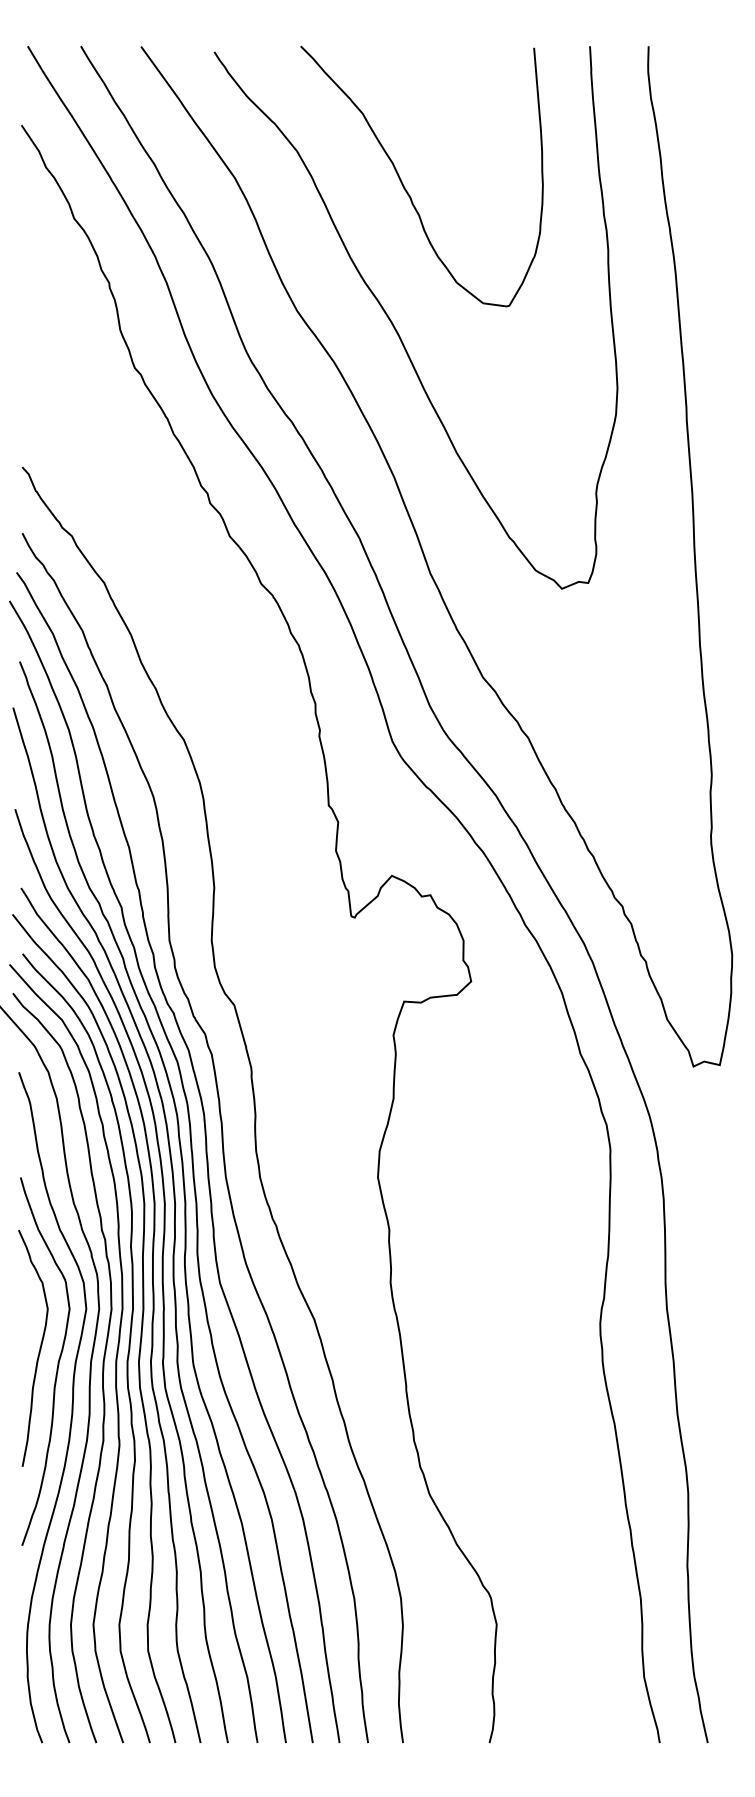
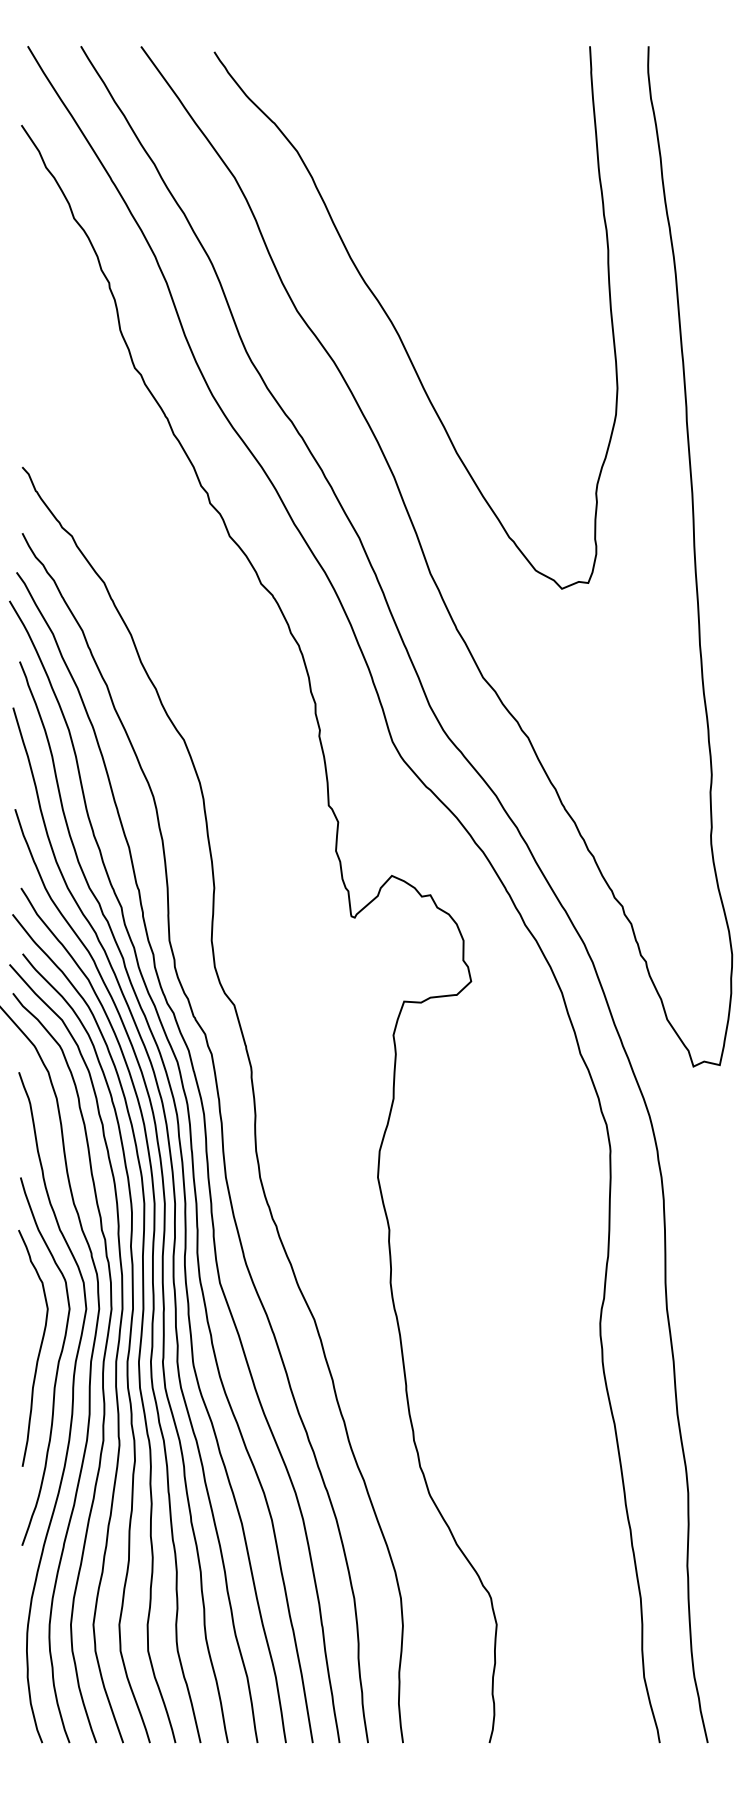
curve: present -> none (404, 185)
